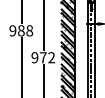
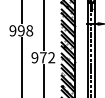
text: 988 -> 998 (20, 30)
